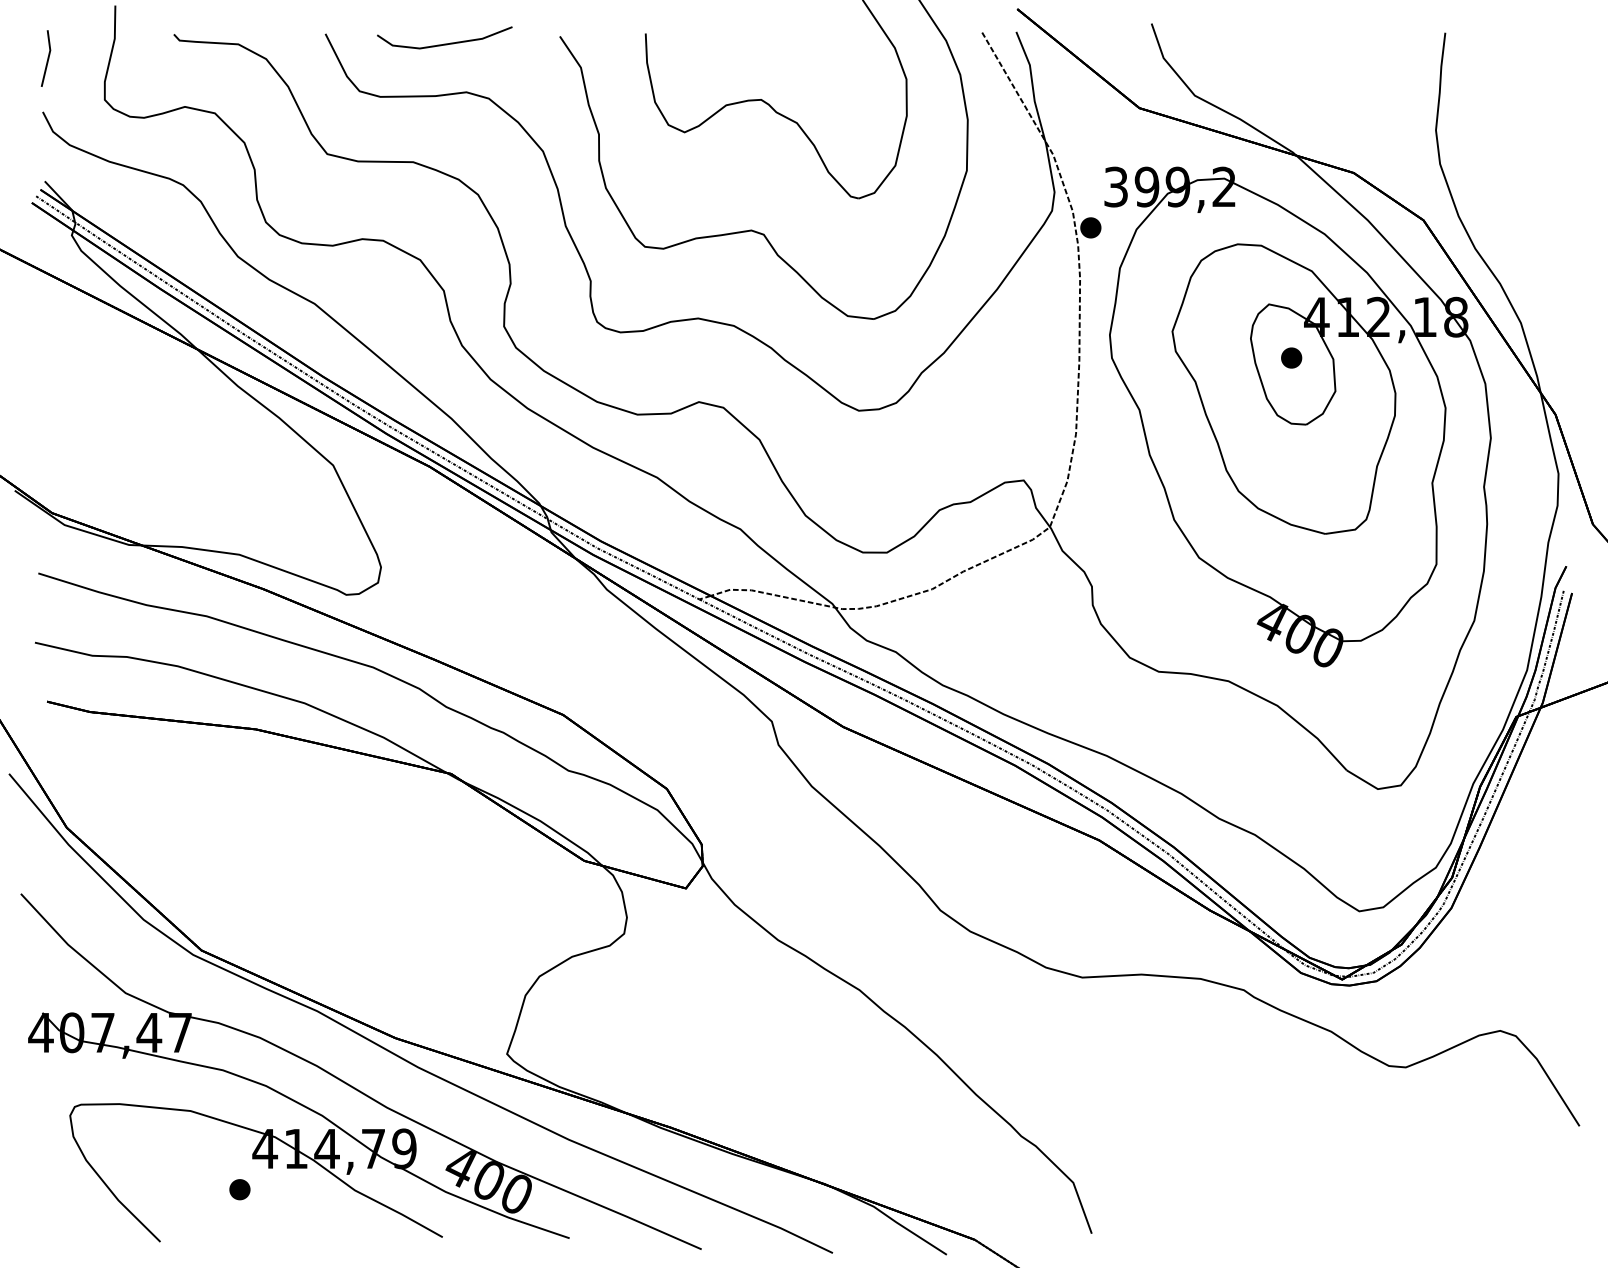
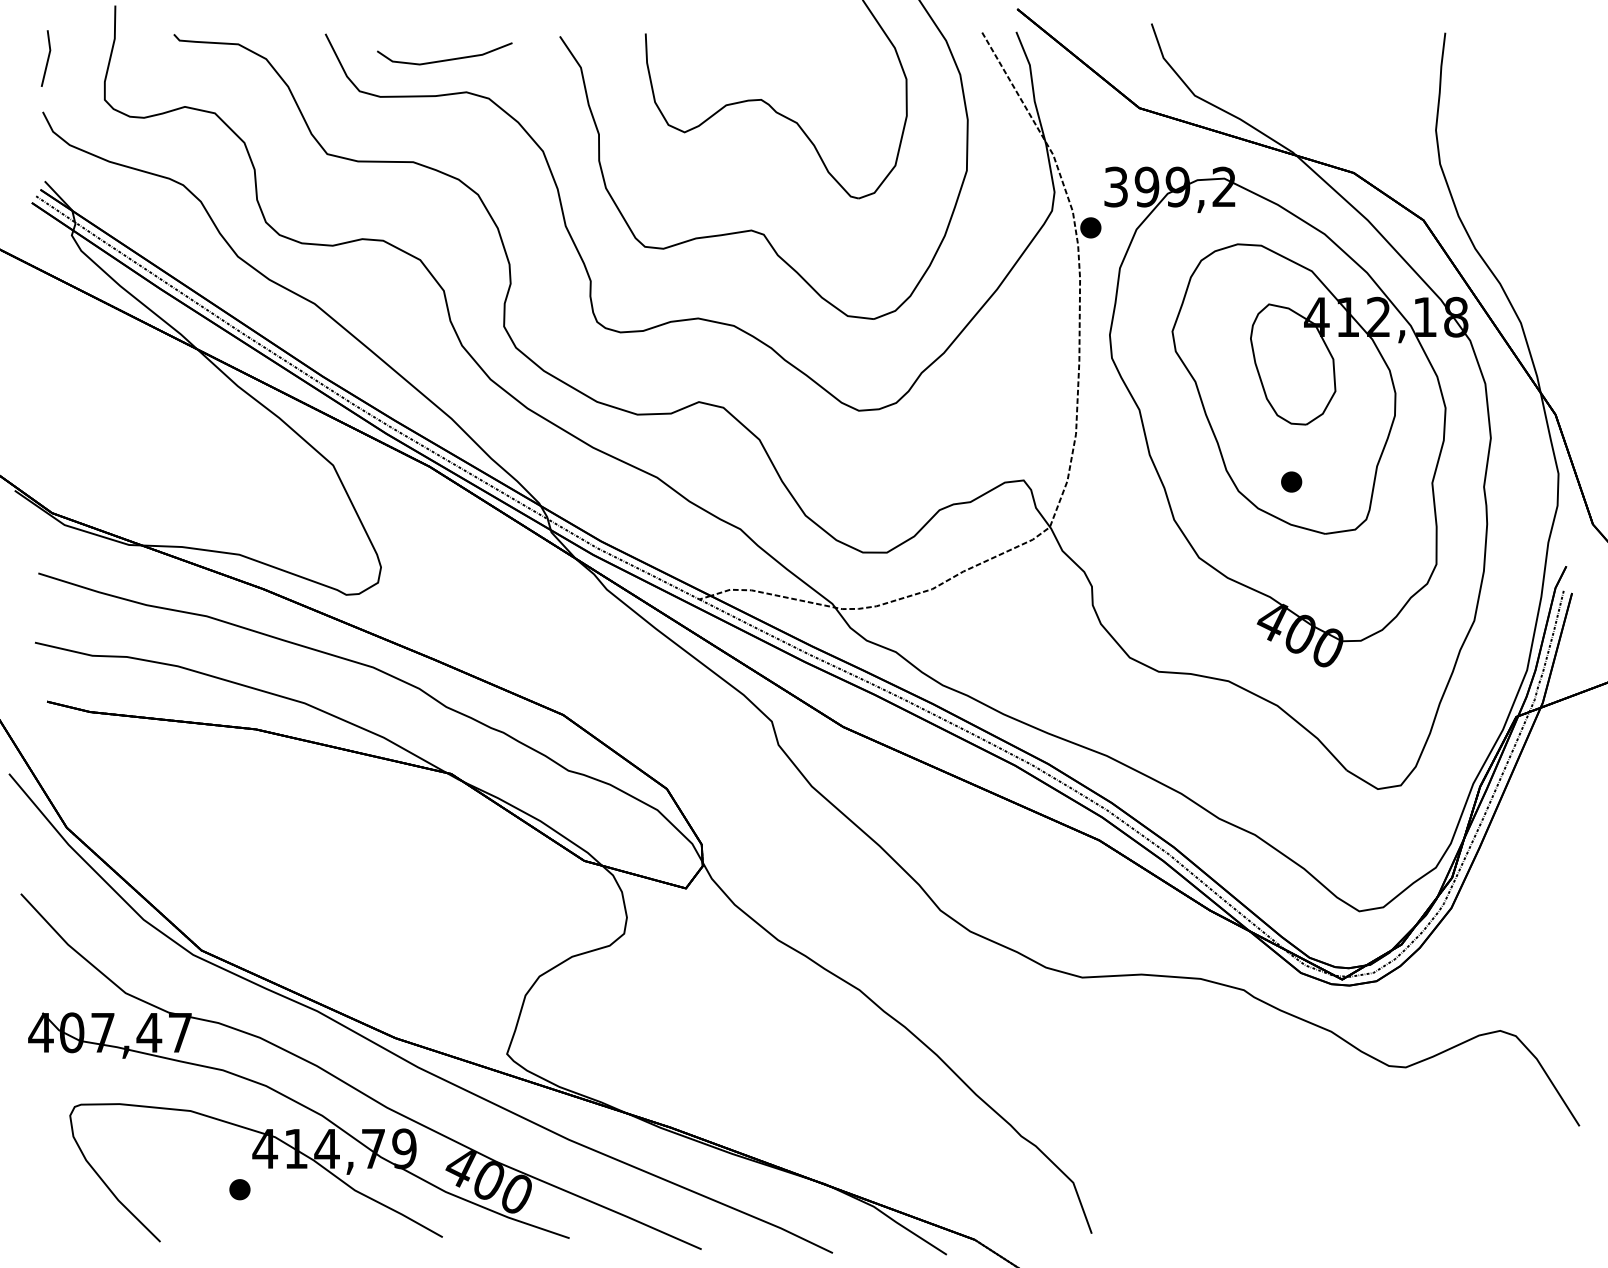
line position: (444, 43) -> (444, 59) (444, 59)
part position: (1291, 357) -> (1291, 481) (1291, 481)
